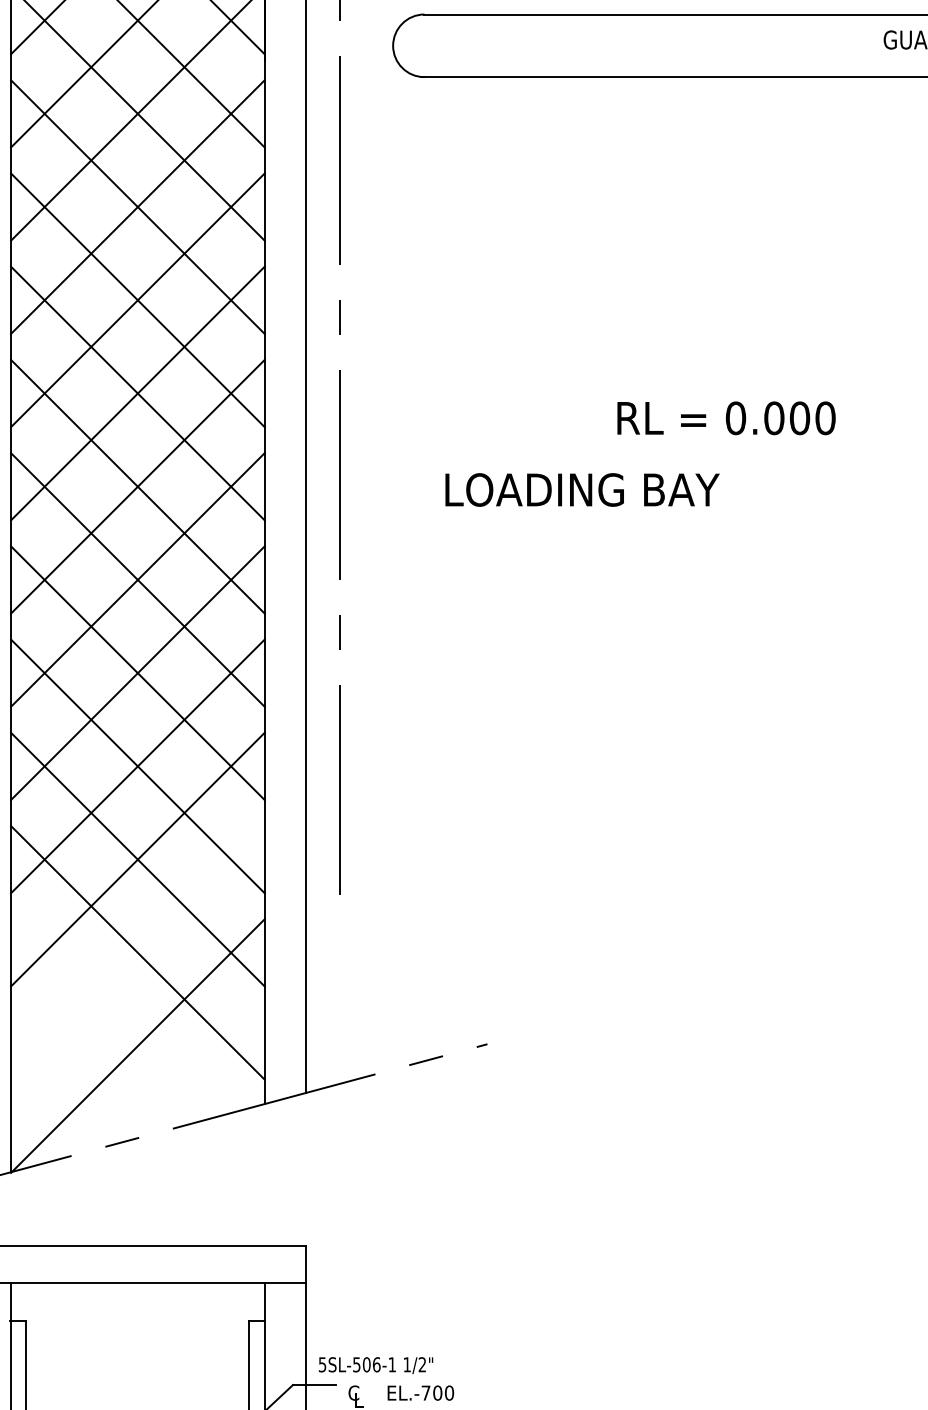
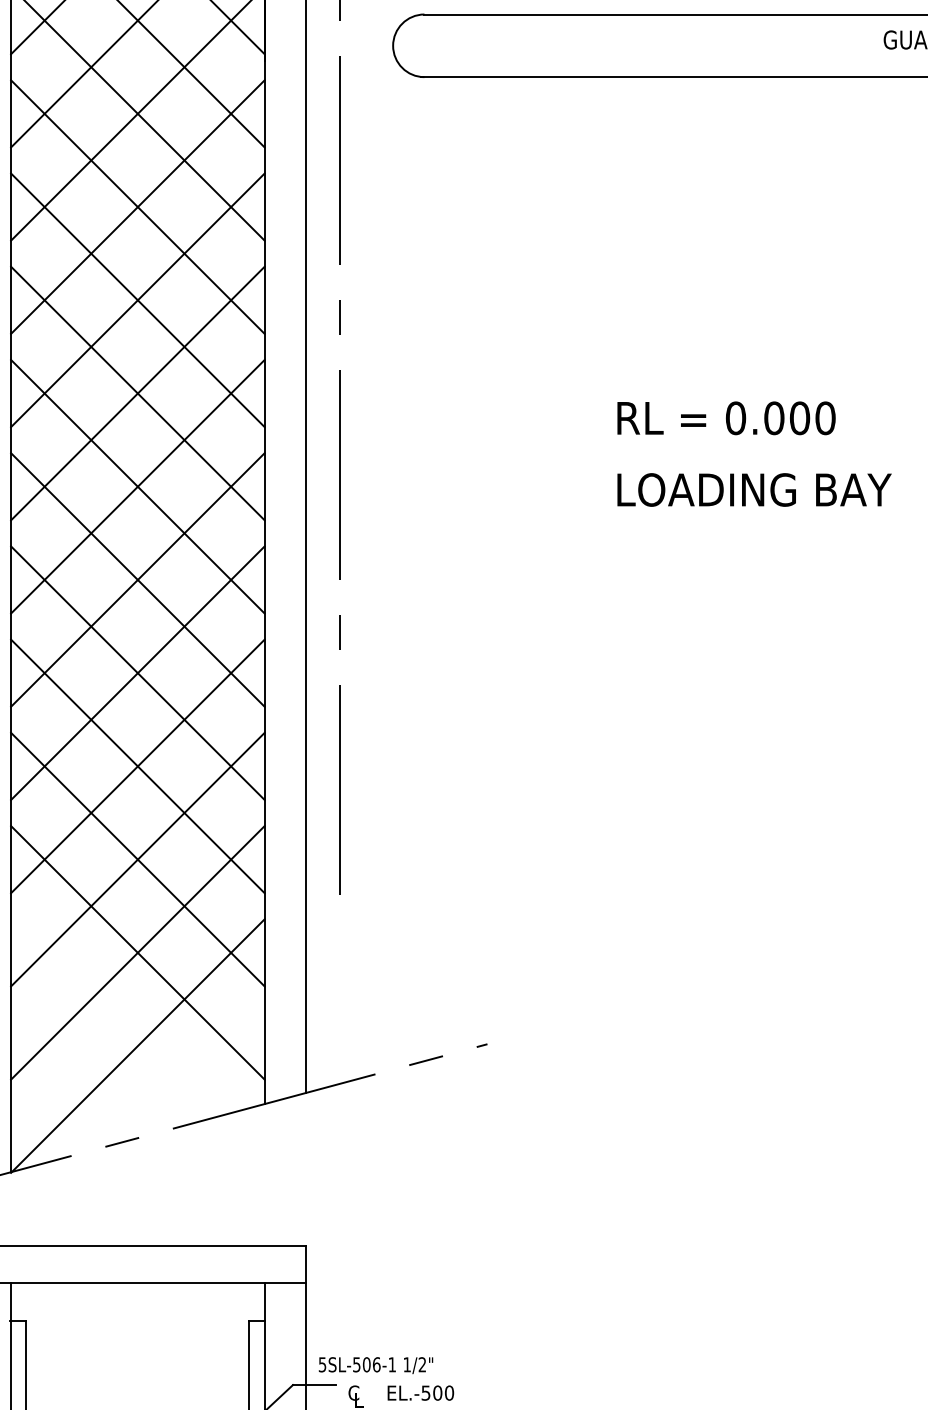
text position: (582, 489) -> (754, 489) (754, 489)
line: none -> present (137, 952)
text: EL.-700 -> EL.-500 (425, 1392)
